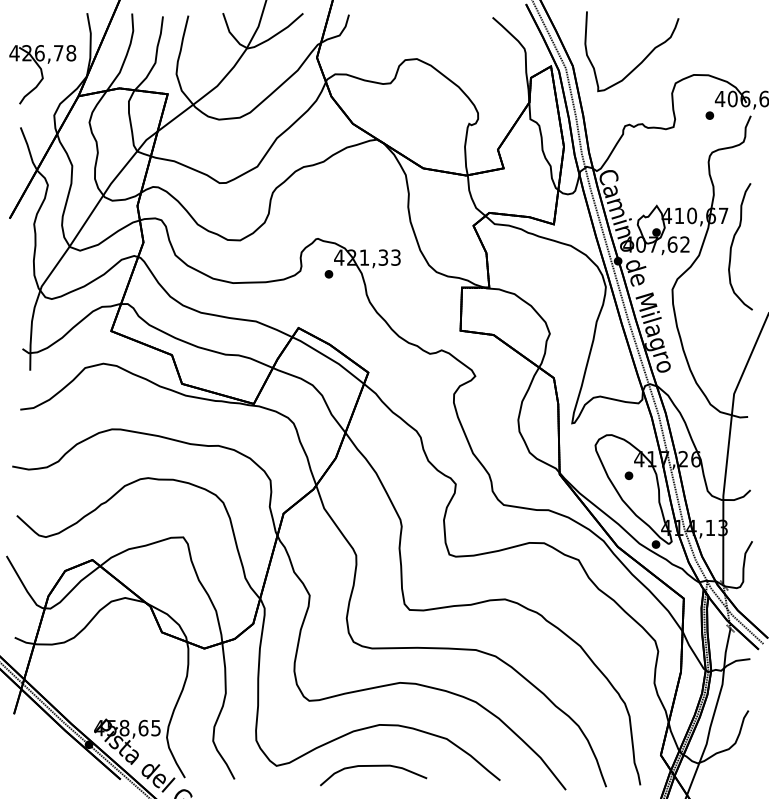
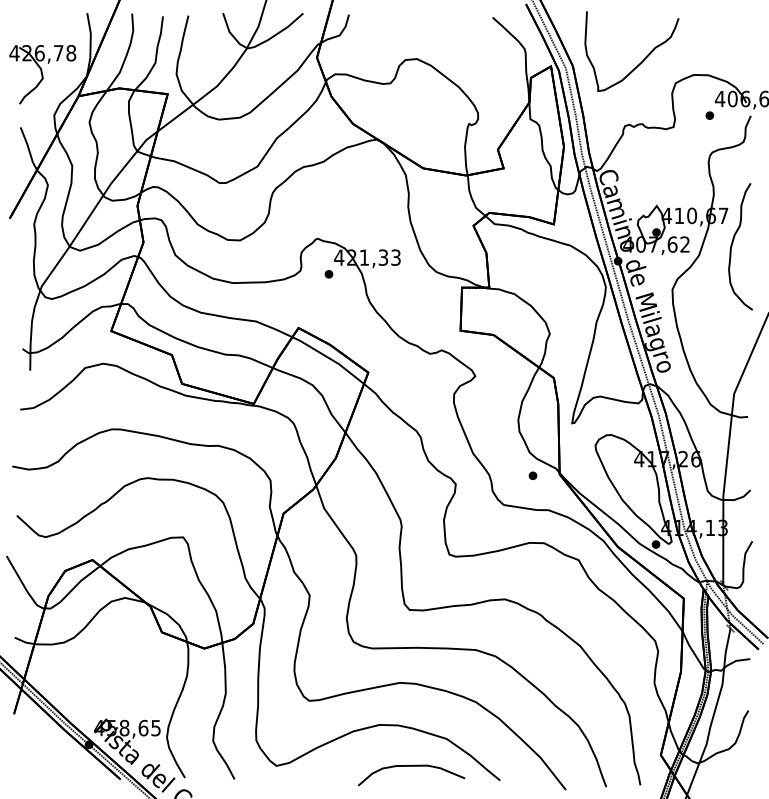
part position: (628, 475) -> (532, 475) (532, 475)
curve position: (373, 766) -> (411, 766) (411, 766)
